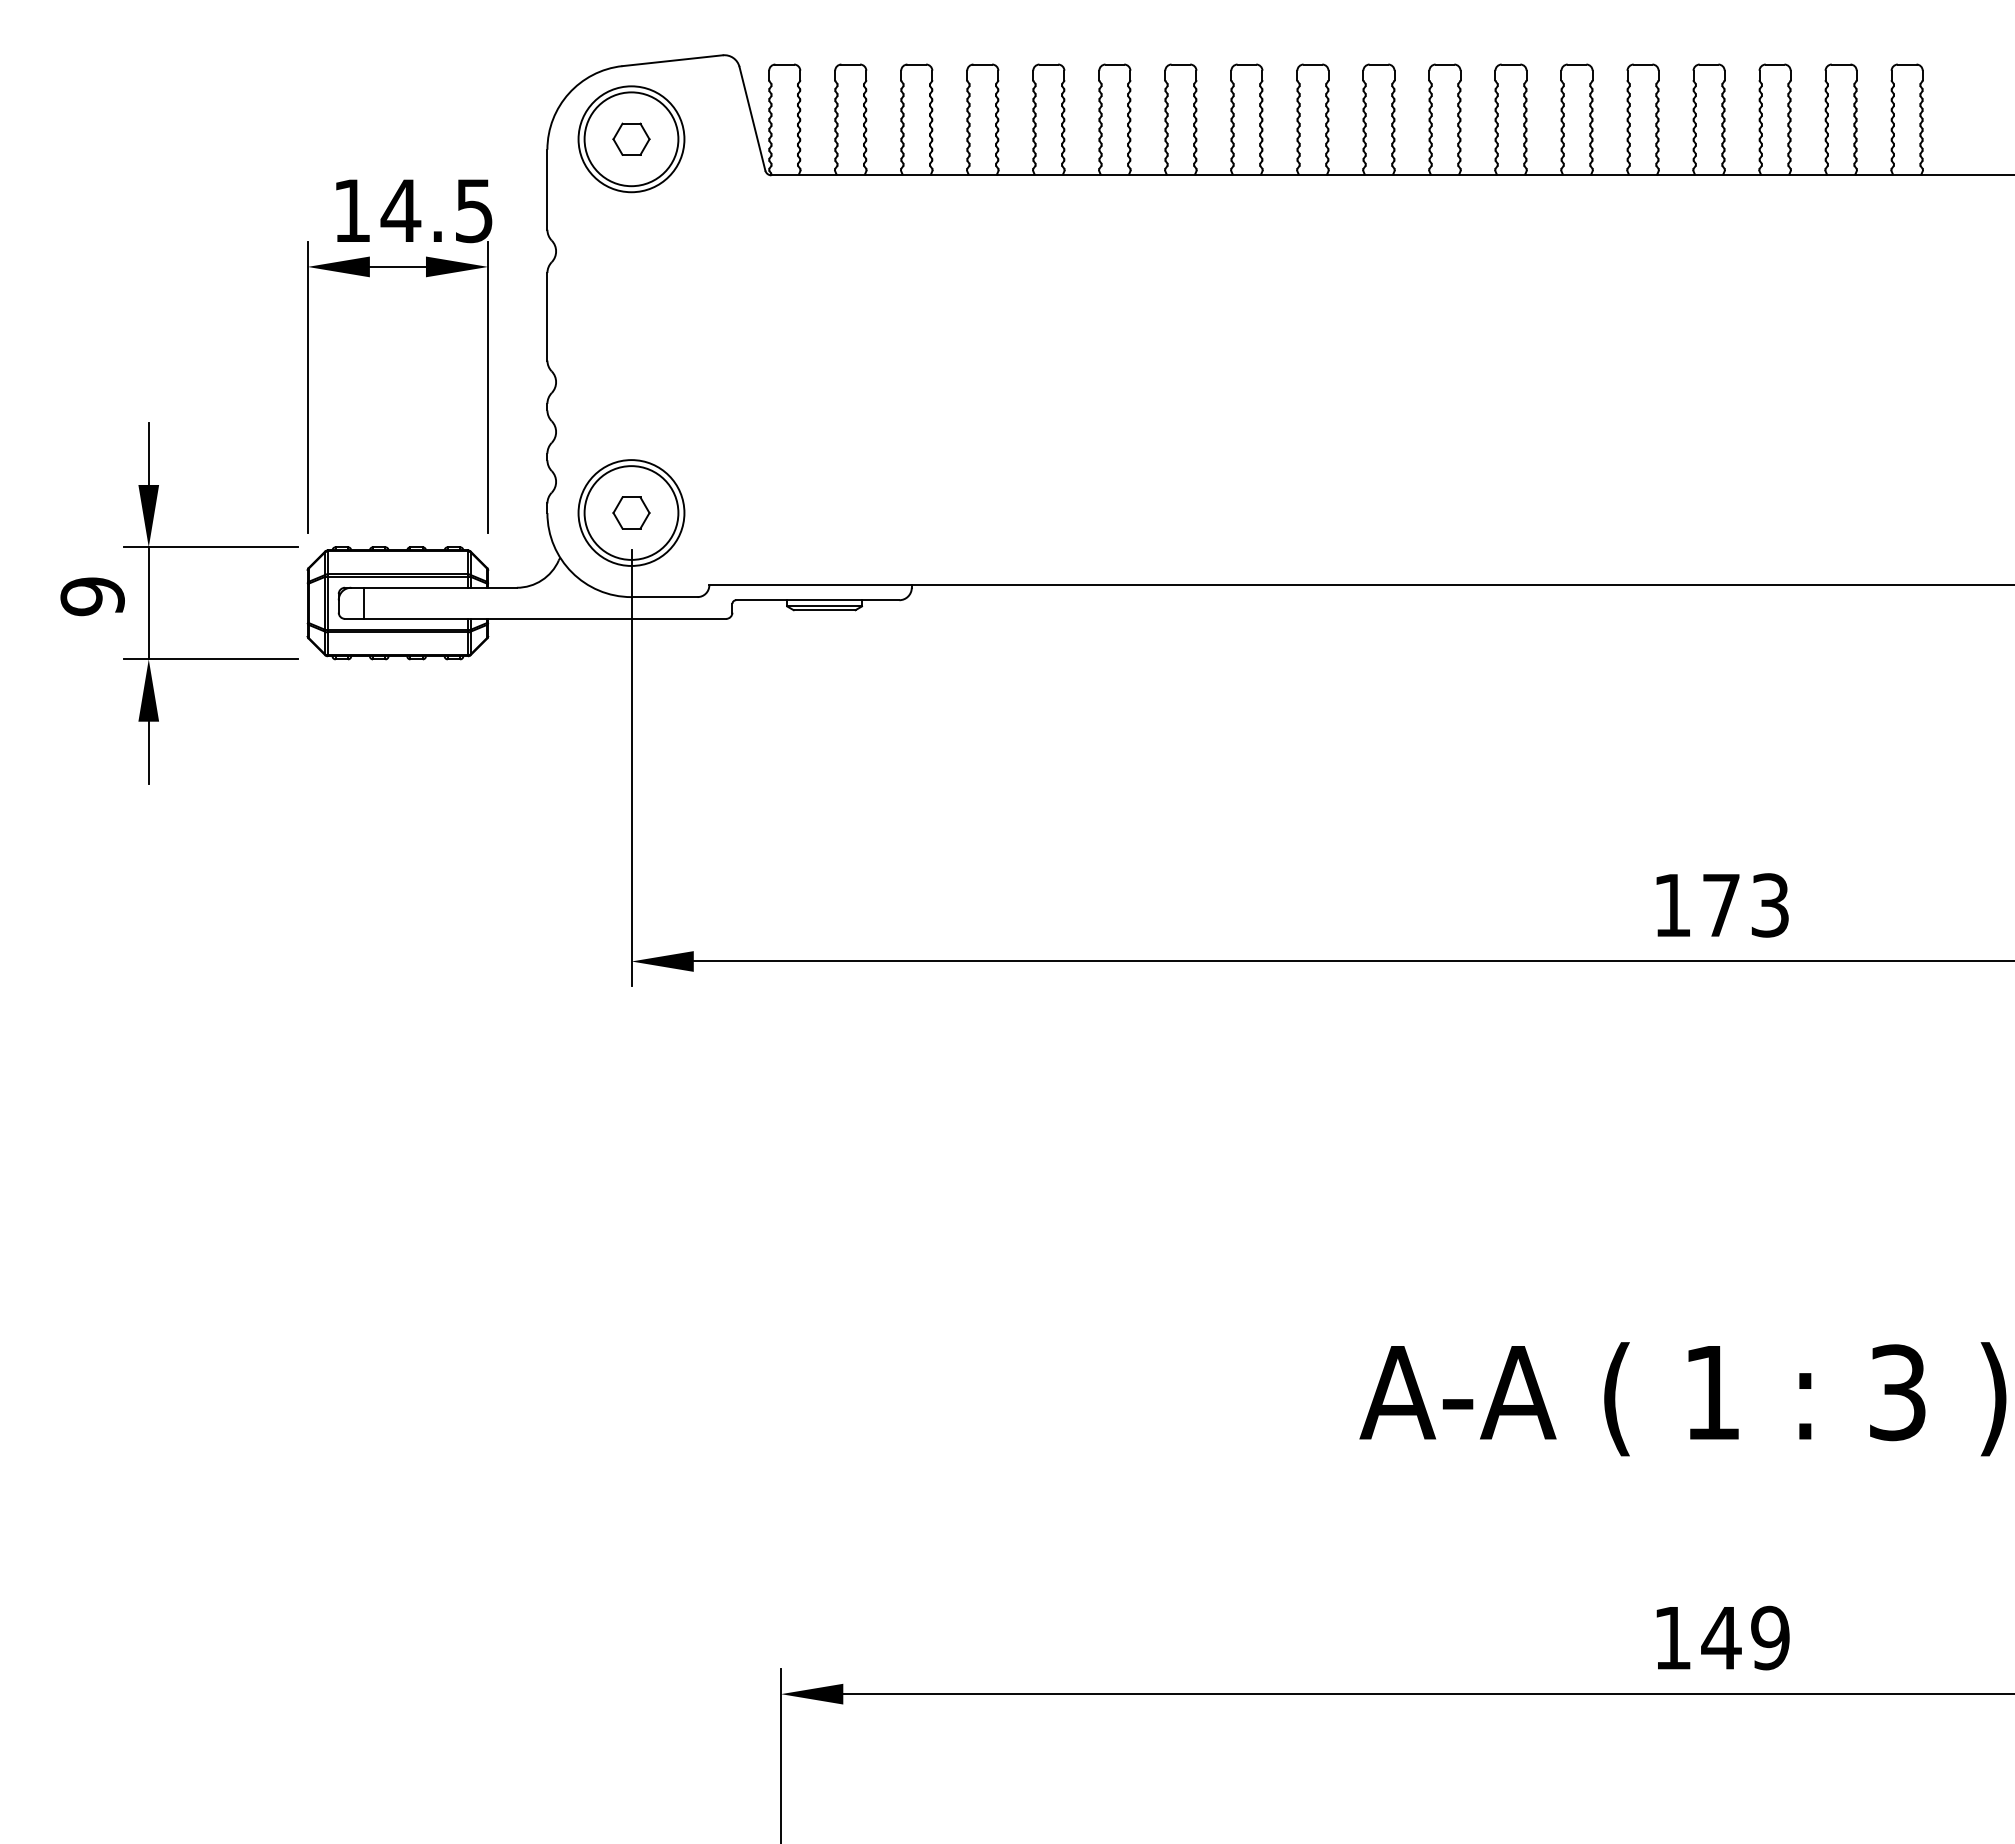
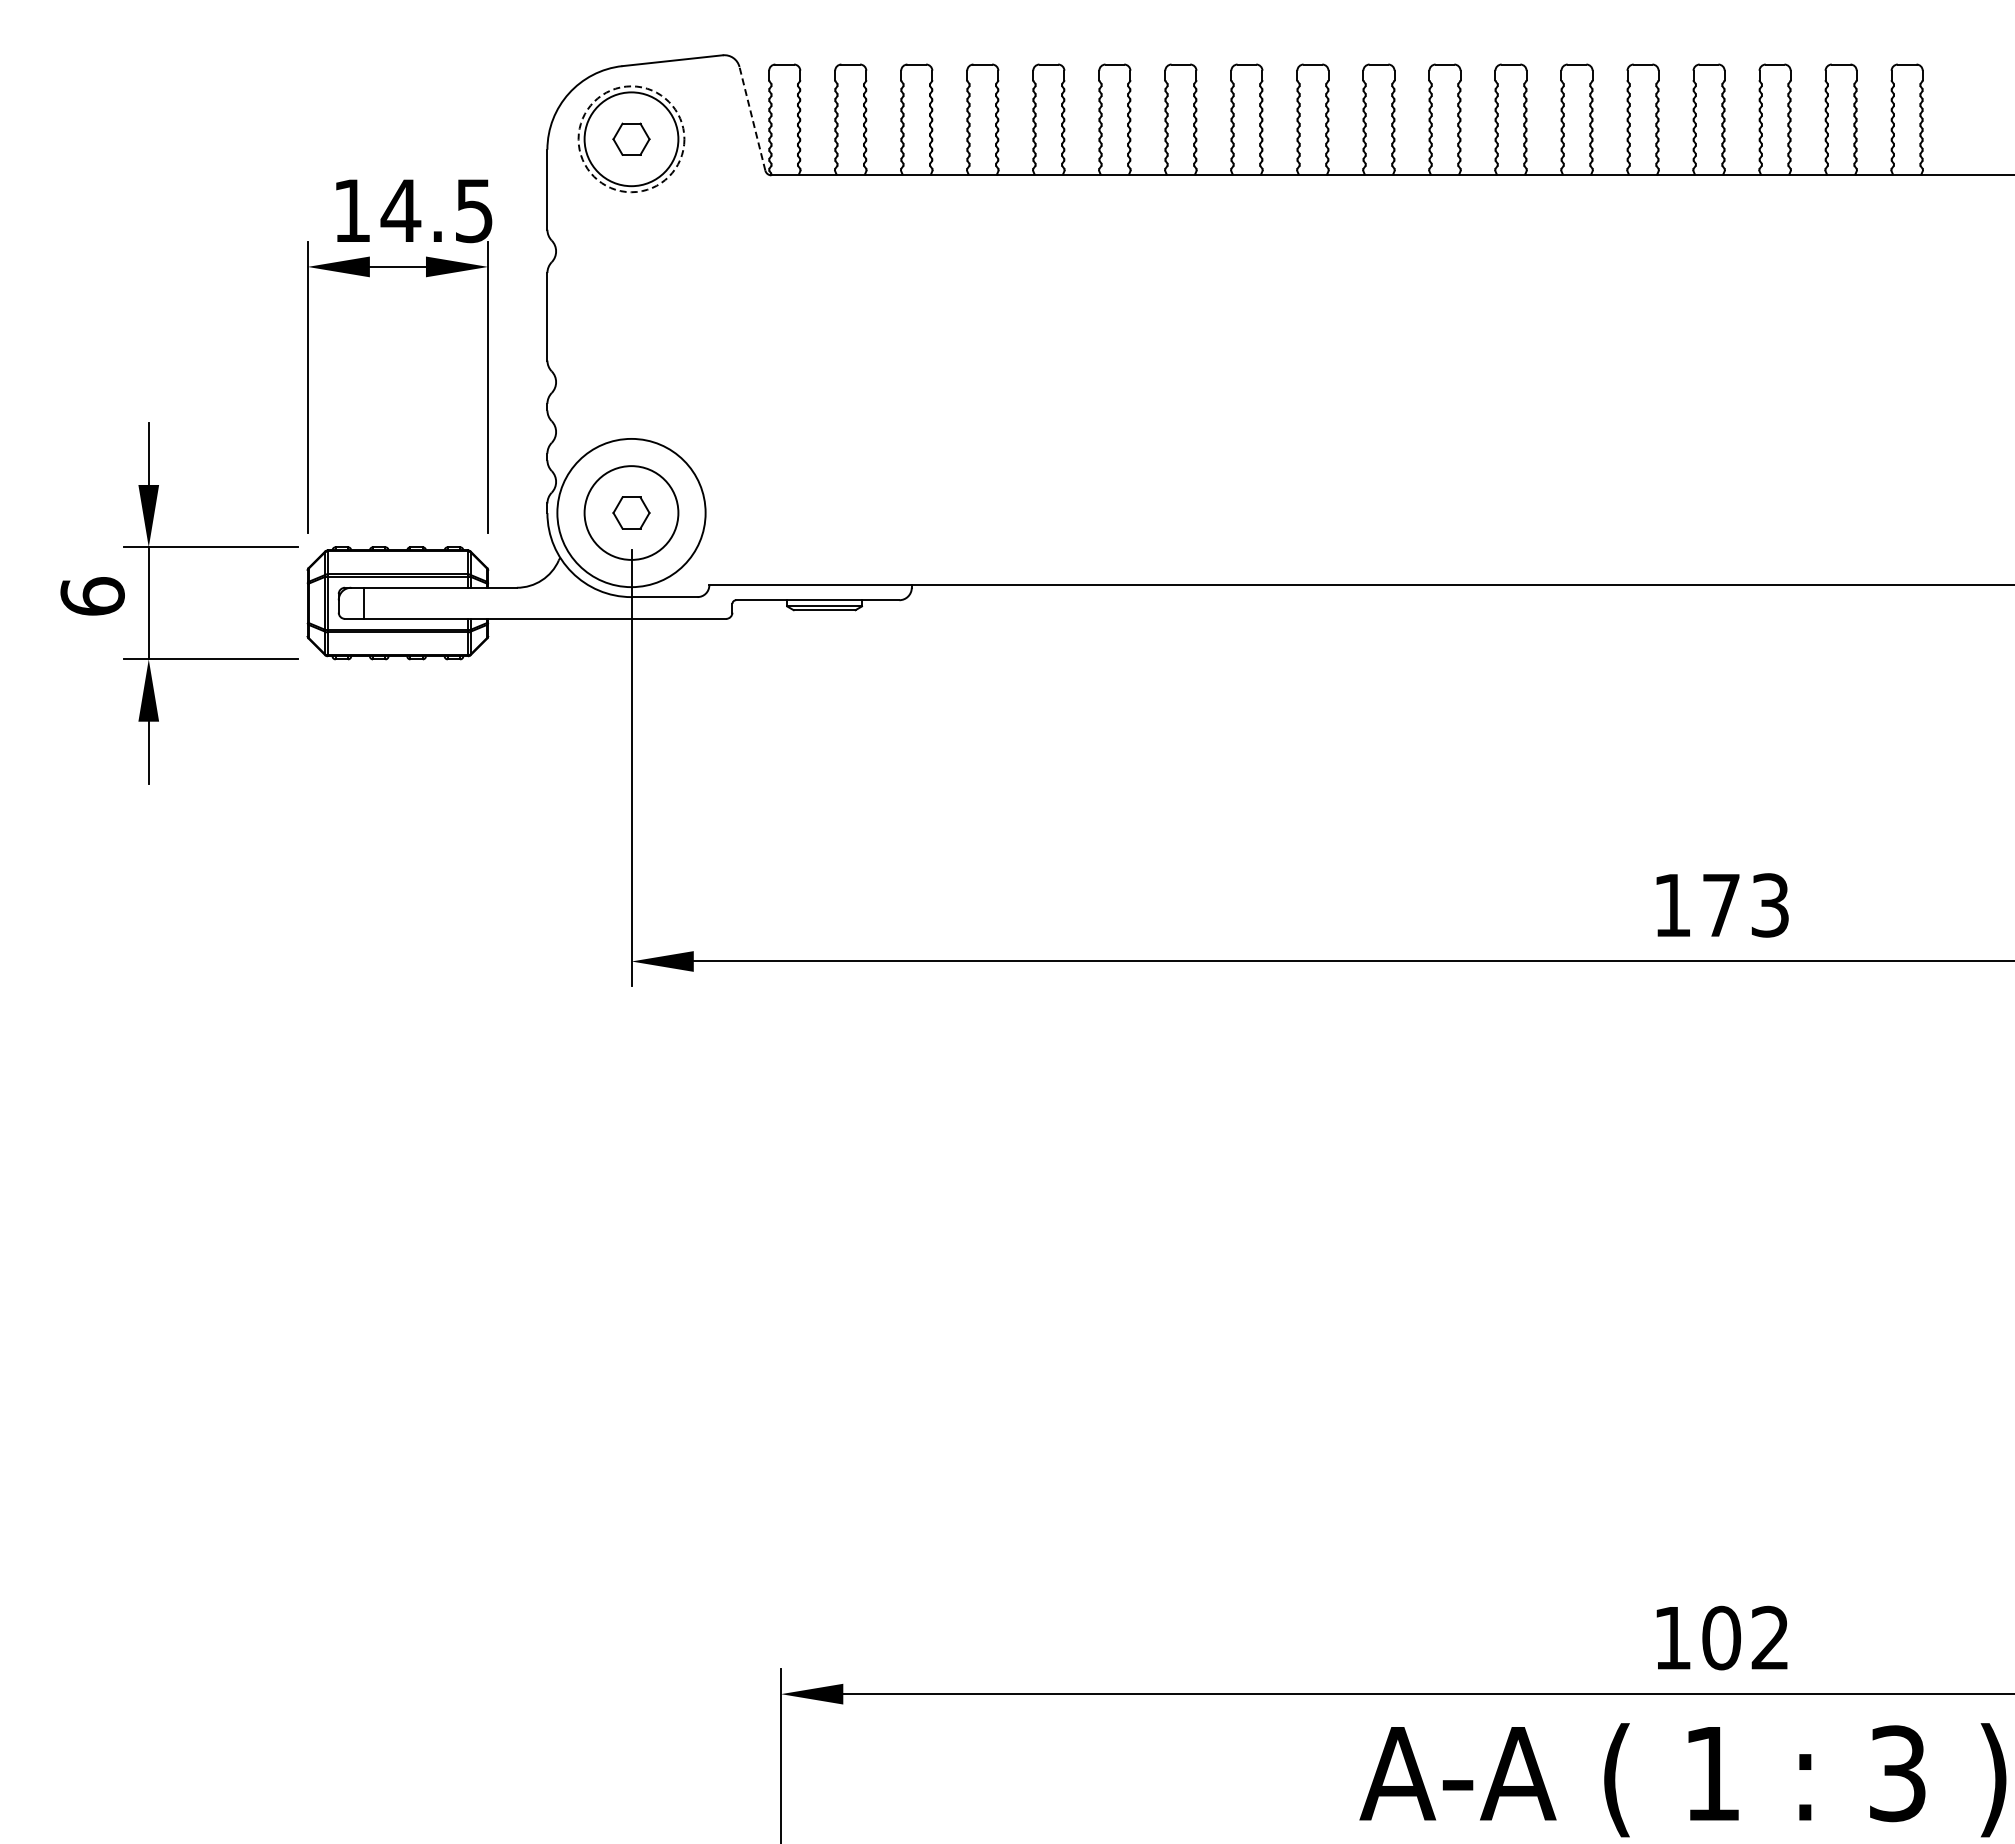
line: solid -> dashed (752, 118)
circle: solid -> dashed (631, 139)
circle diameter: 106 px -> 148 px (631, 512)
text: 9 -> 6 (92, 596)
text position: (1682, 1399) -> (1682, 1780) (1682, 1780)
text: 149 -> 102 (1745, 1637)
